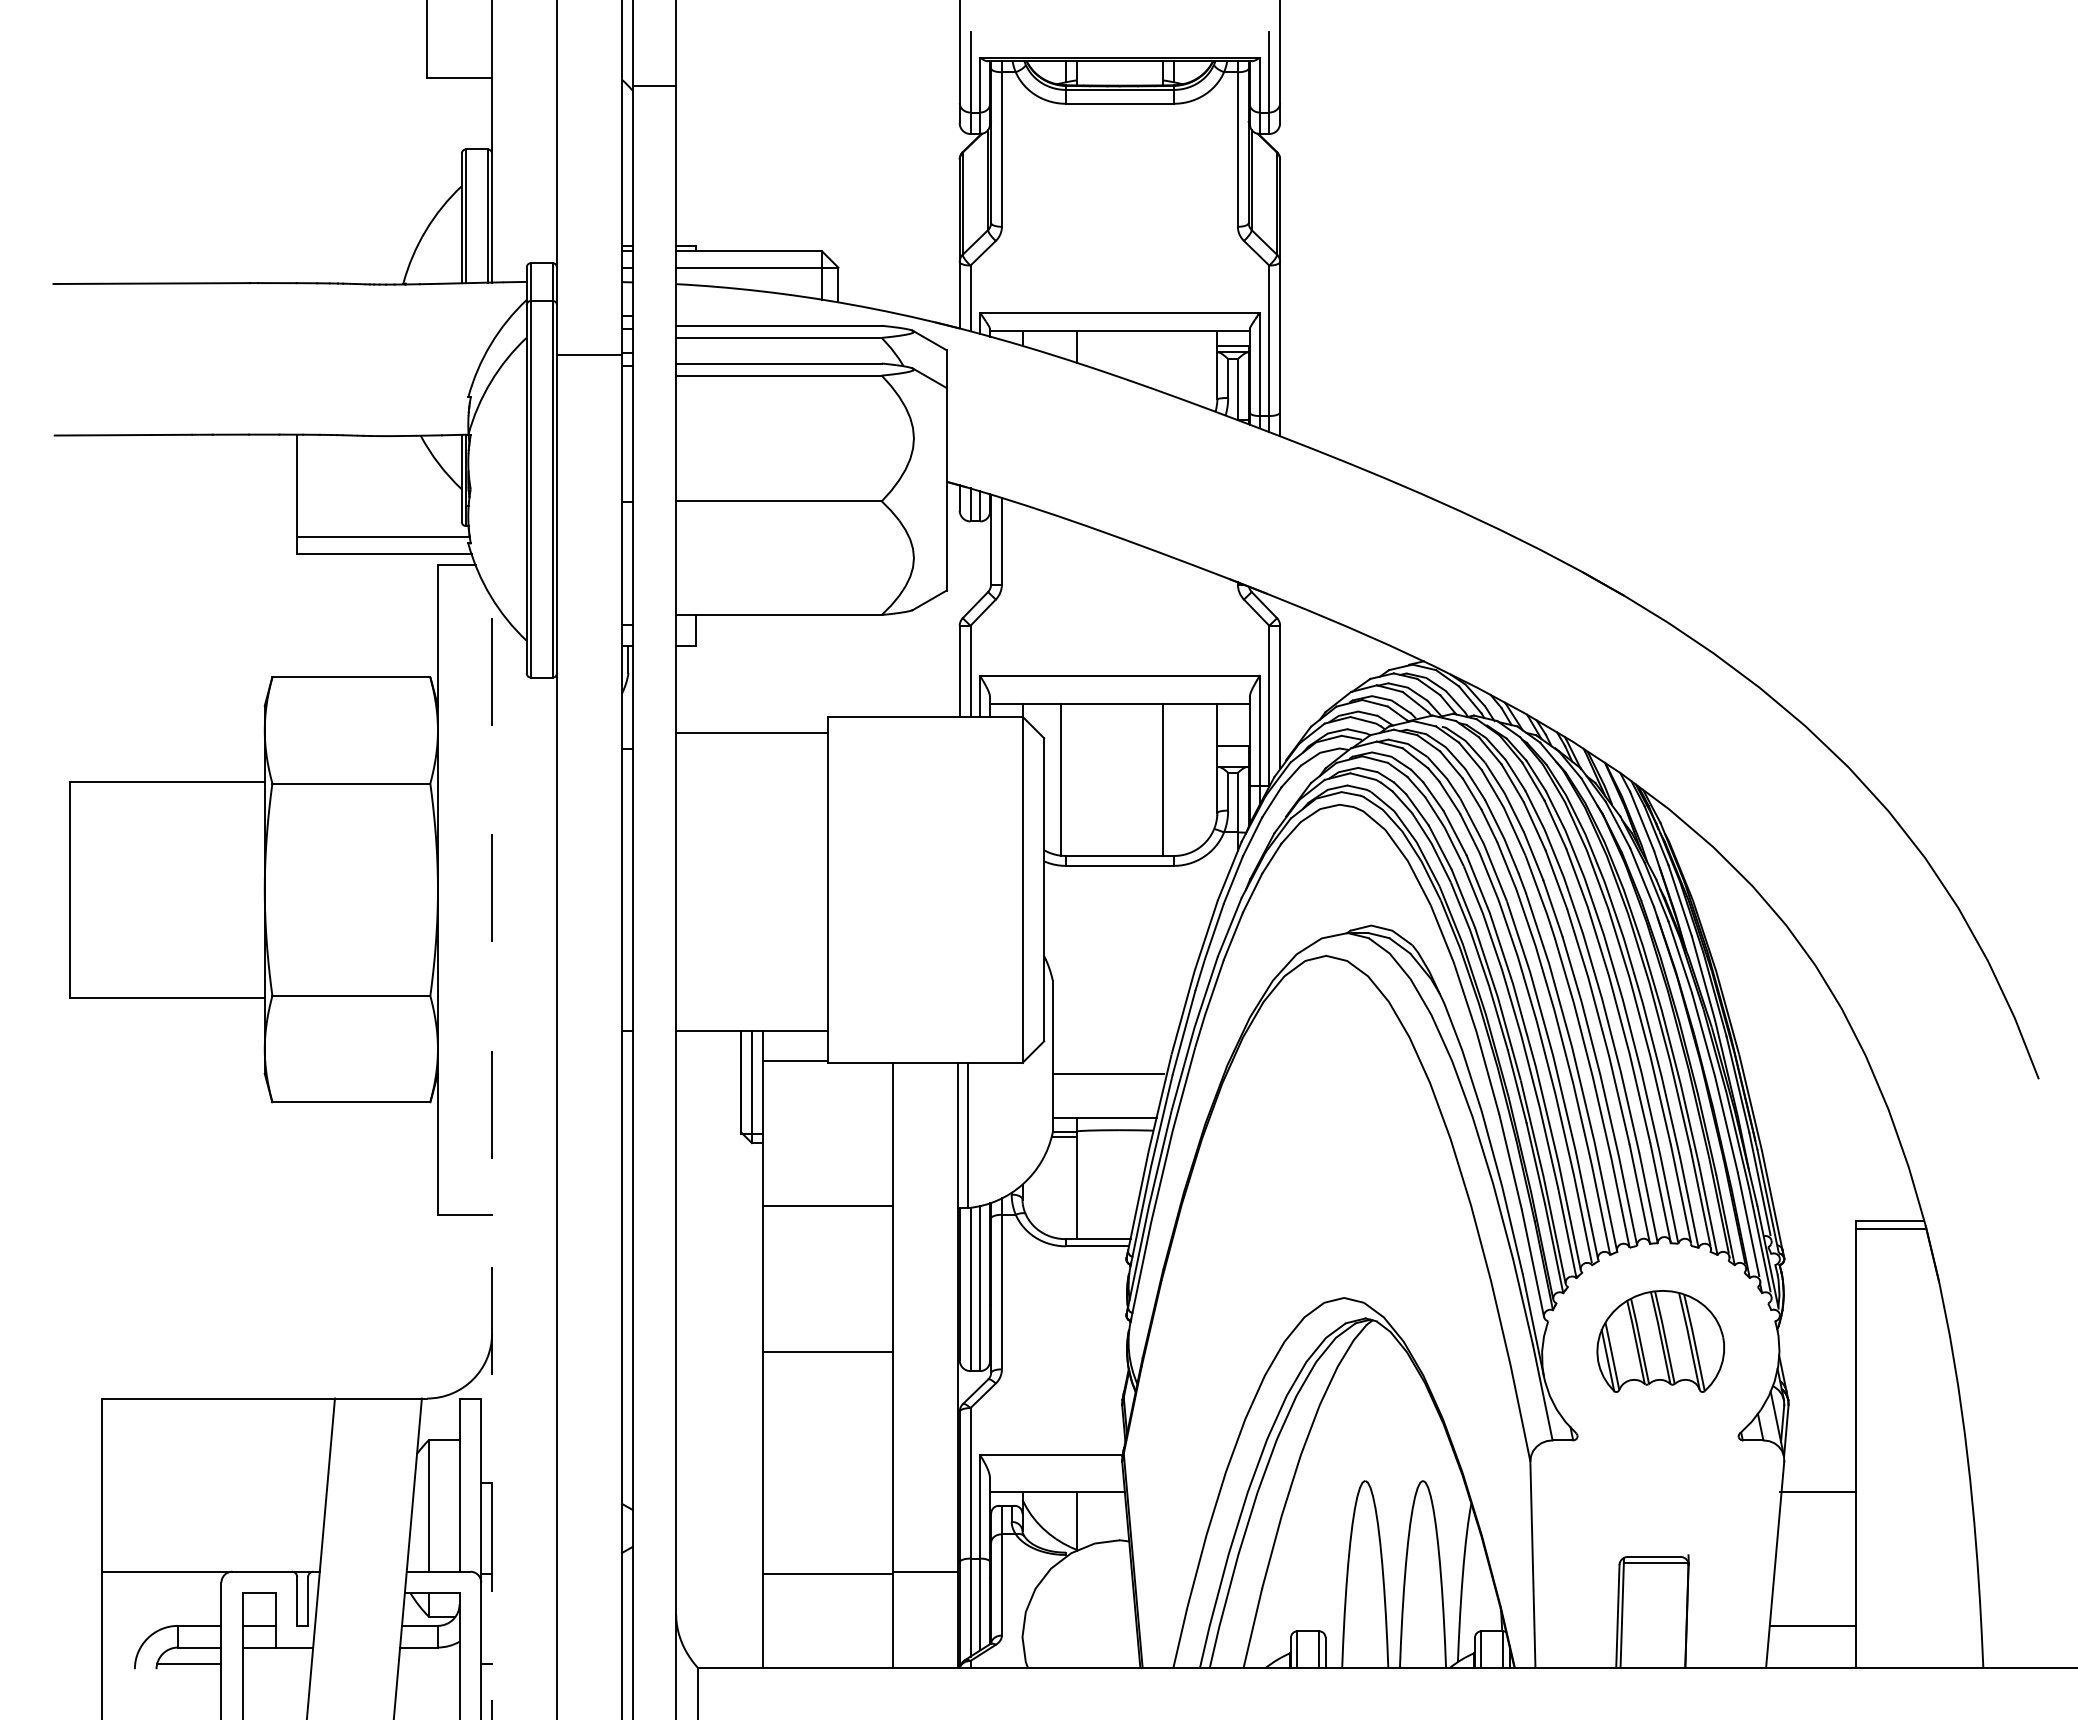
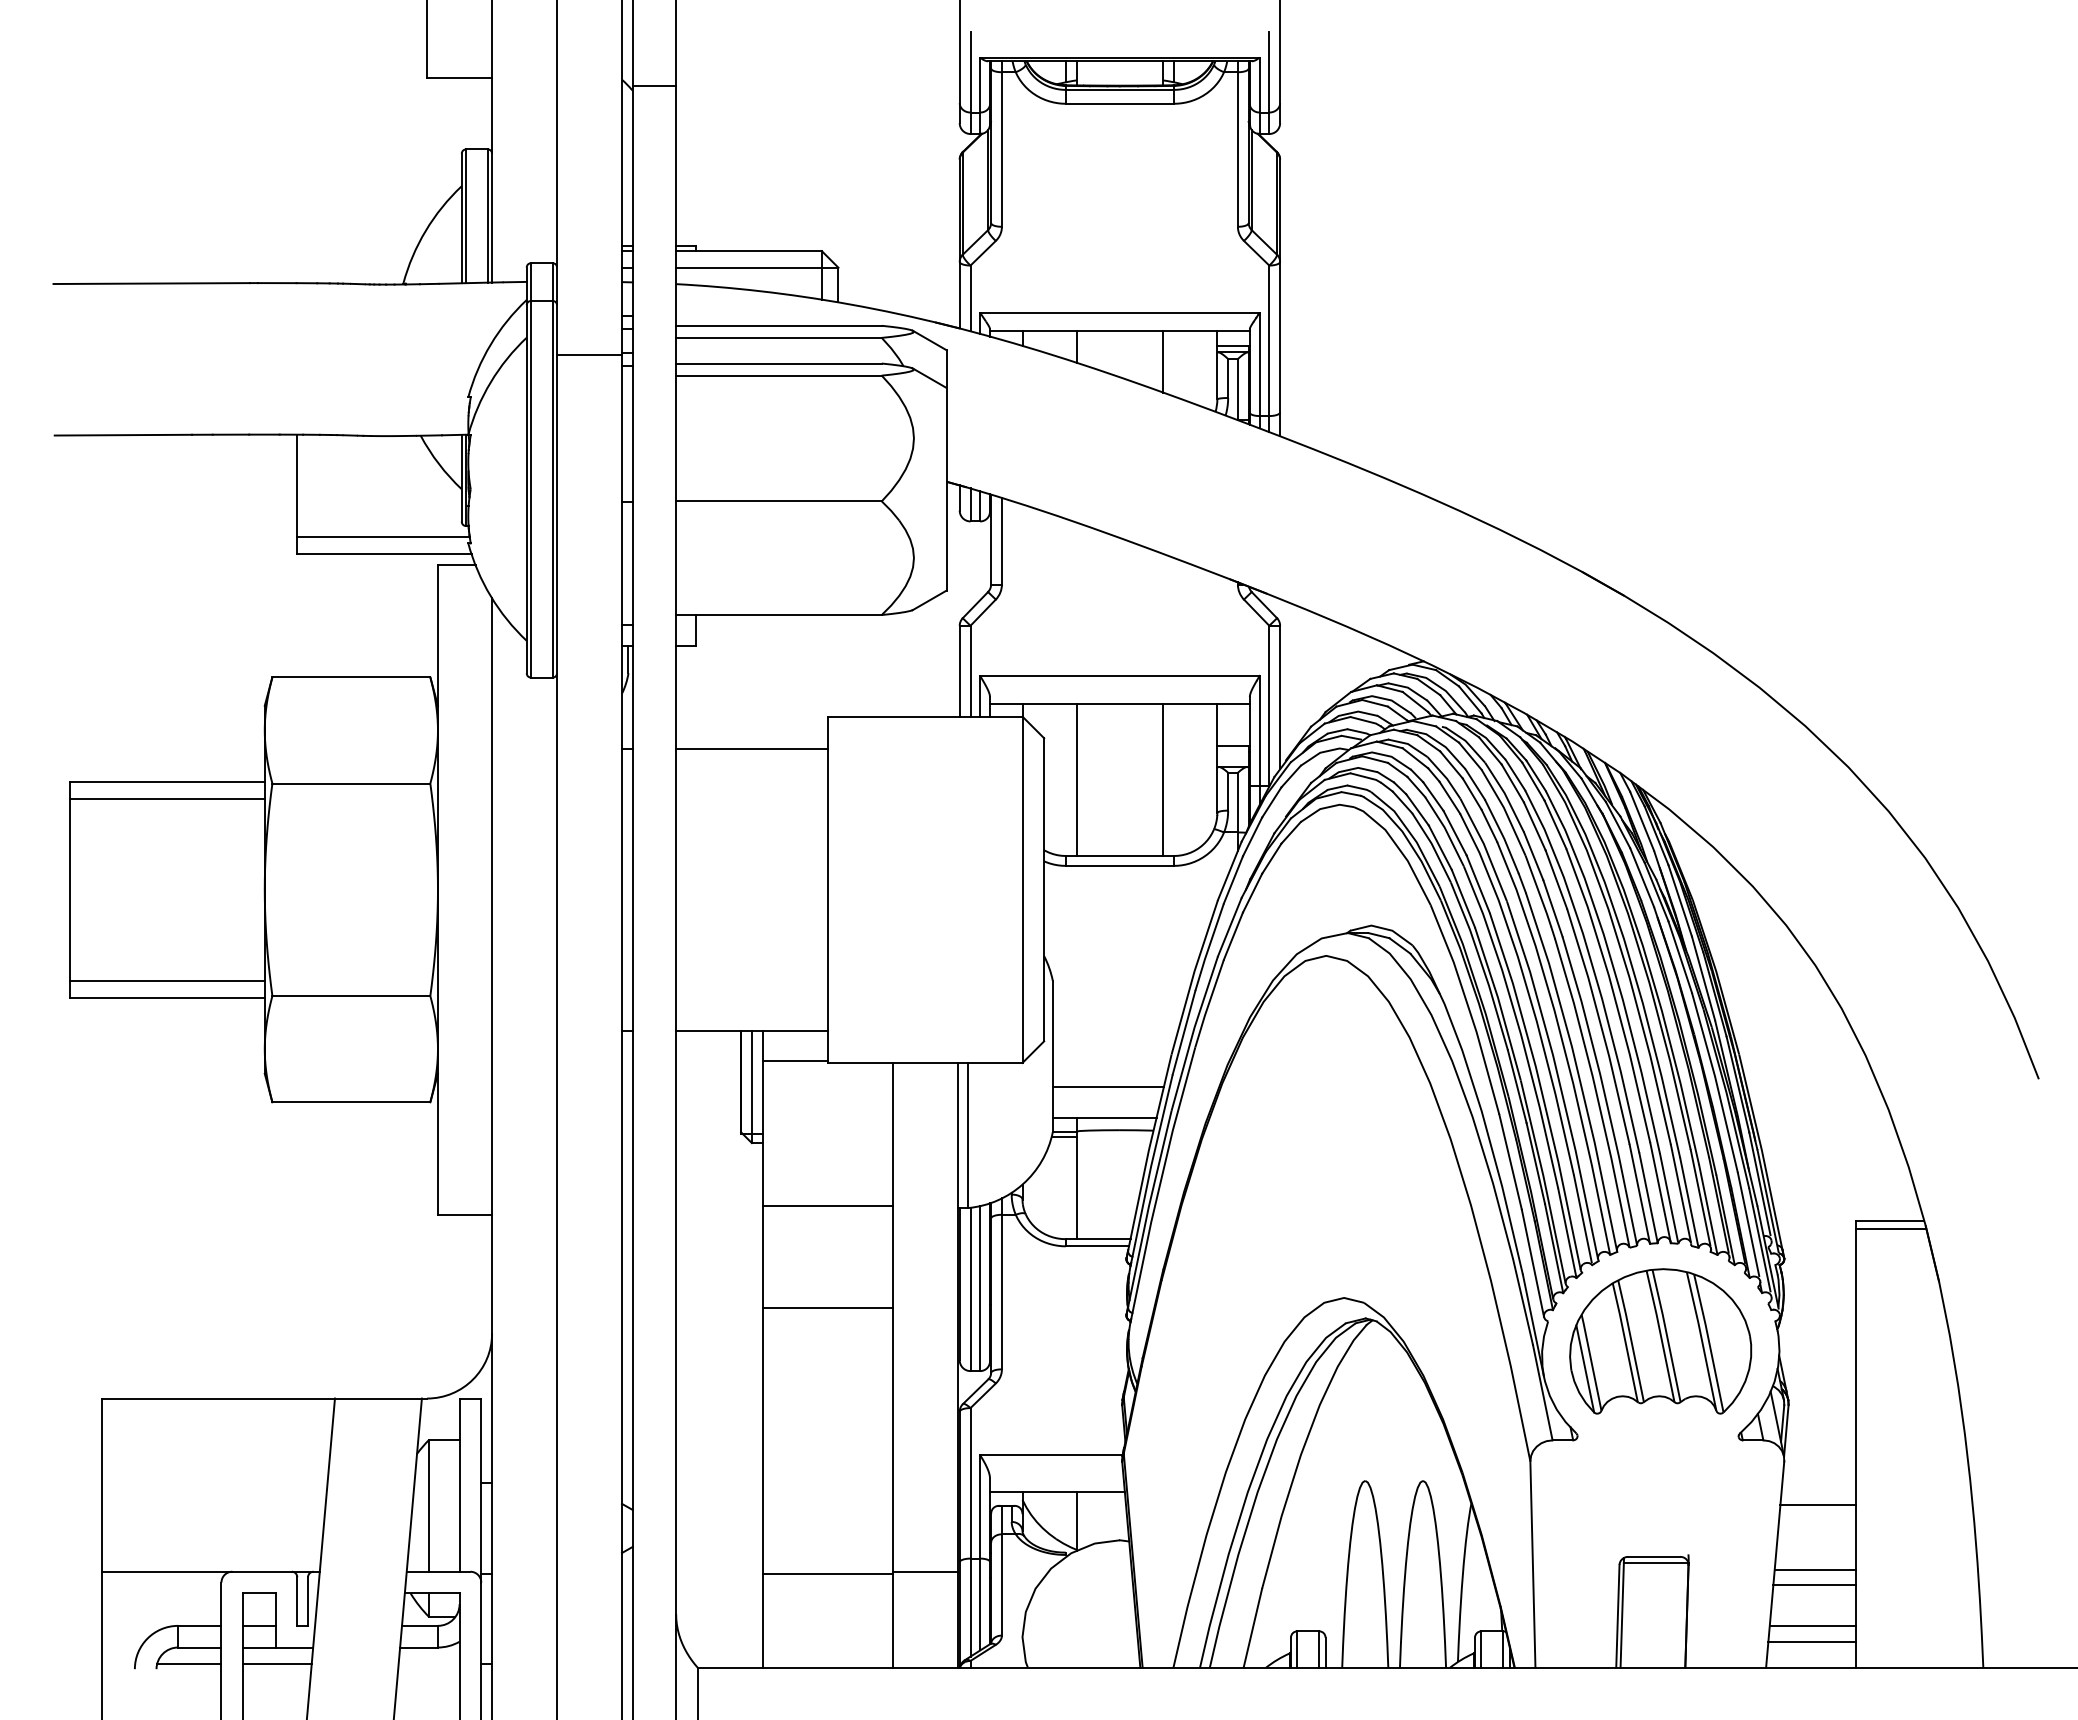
line: none -> present (1163, 361)
line position: (751, 733) -> (751, 749) (751, 749)
line position: (1060, 779) -> (1076, 779) (1076, 779)
line: none -> present (166, 799)
line: none -> present (166, 980)
line position: (1107, 1074) -> (1107, 1087) (1107, 1087)
line: dashed -> solid (492, 1158)
part size: 129x103 px -> 184x147 px (1660, 1341)
line position: (827, 1351) -> (827, 1307) (827, 1307)
line position: (1817, 1491) -> (1817, 1504) (1817, 1504)
line: none -> present (1814, 1569)
line: none -> present (1814, 1585)
line: none -> present (1811, 1641)
line: none -> present (277, 1663)
